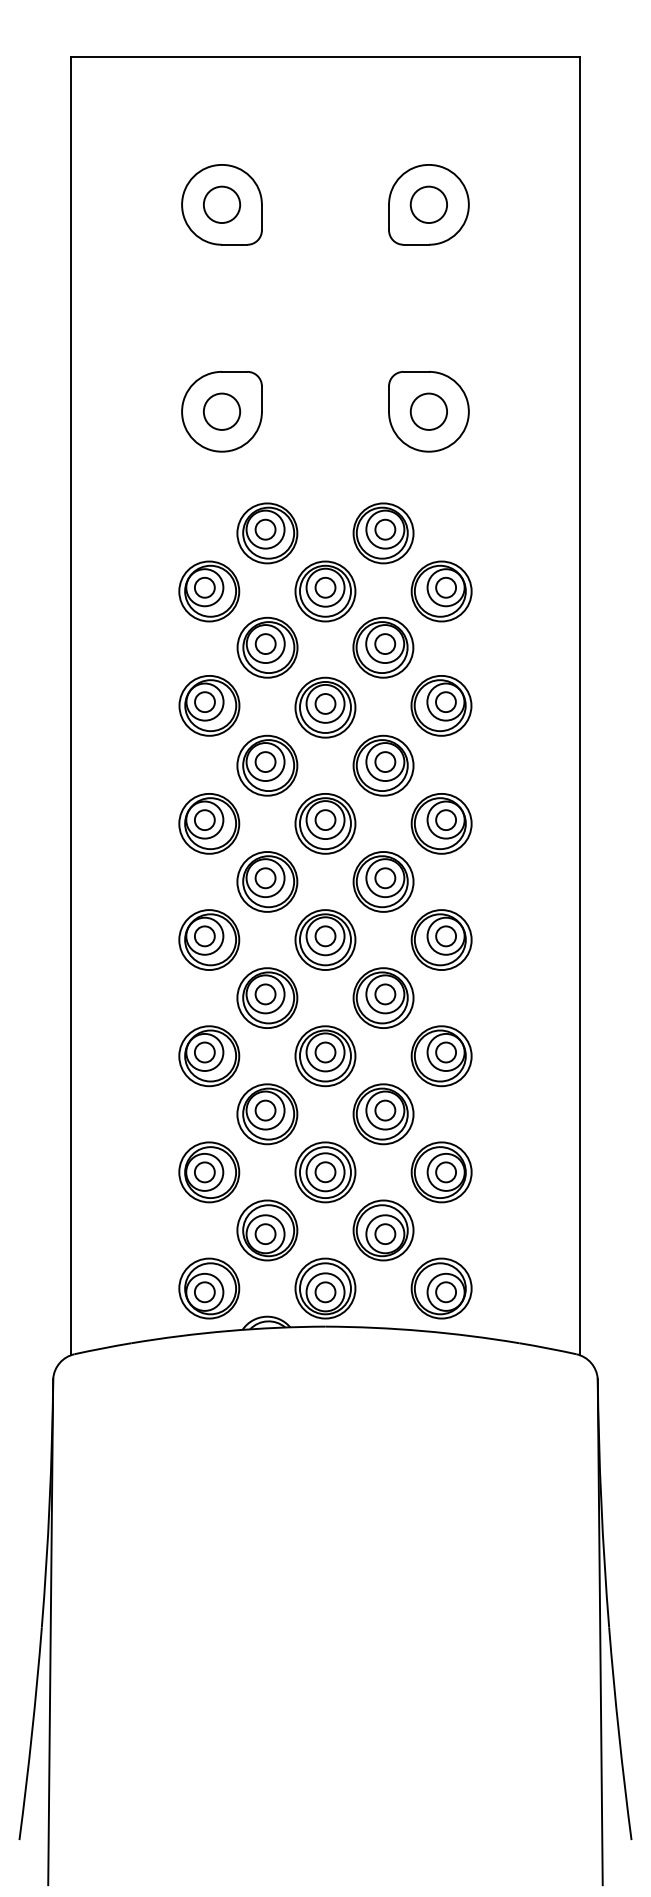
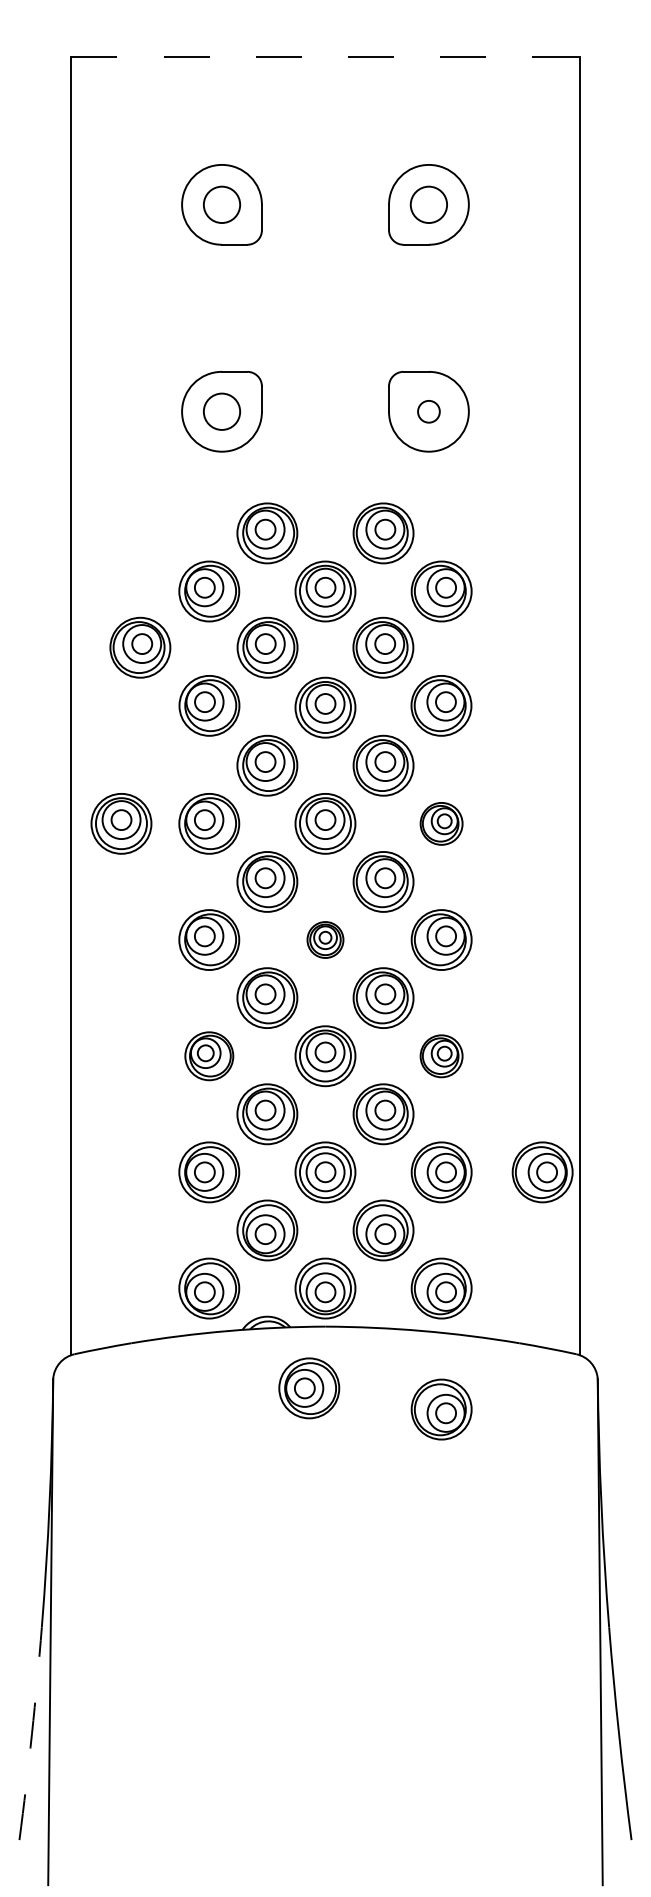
line: solid -> dashed (325, 56)
circle diameter: 36 px -> 22 px (428, 411)
part: none -> present (140, 647)
part: none -> present (121, 823)
part size: 63x62 px -> 45x44 px (441, 823)
part size: 63x62 px -> 39x38 px (325, 939)
part size: 63x63 px -> 51x51 px (209, 1056)
part size: 63x63 px -> 45x45 px (441, 1056)
part: none -> present (542, 1172)
part: none -> present (309, 1388)
part: none -> present (441, 1409)
arc: solid -> dashed (31, 1733)
